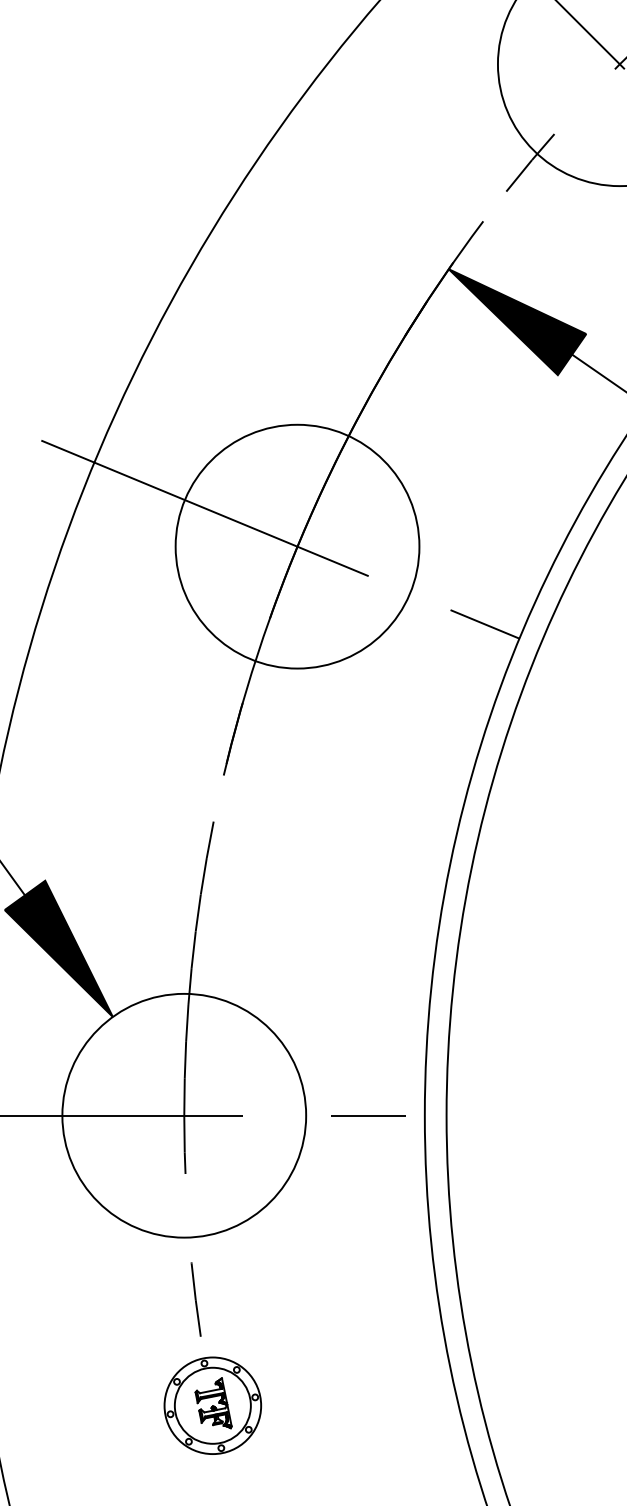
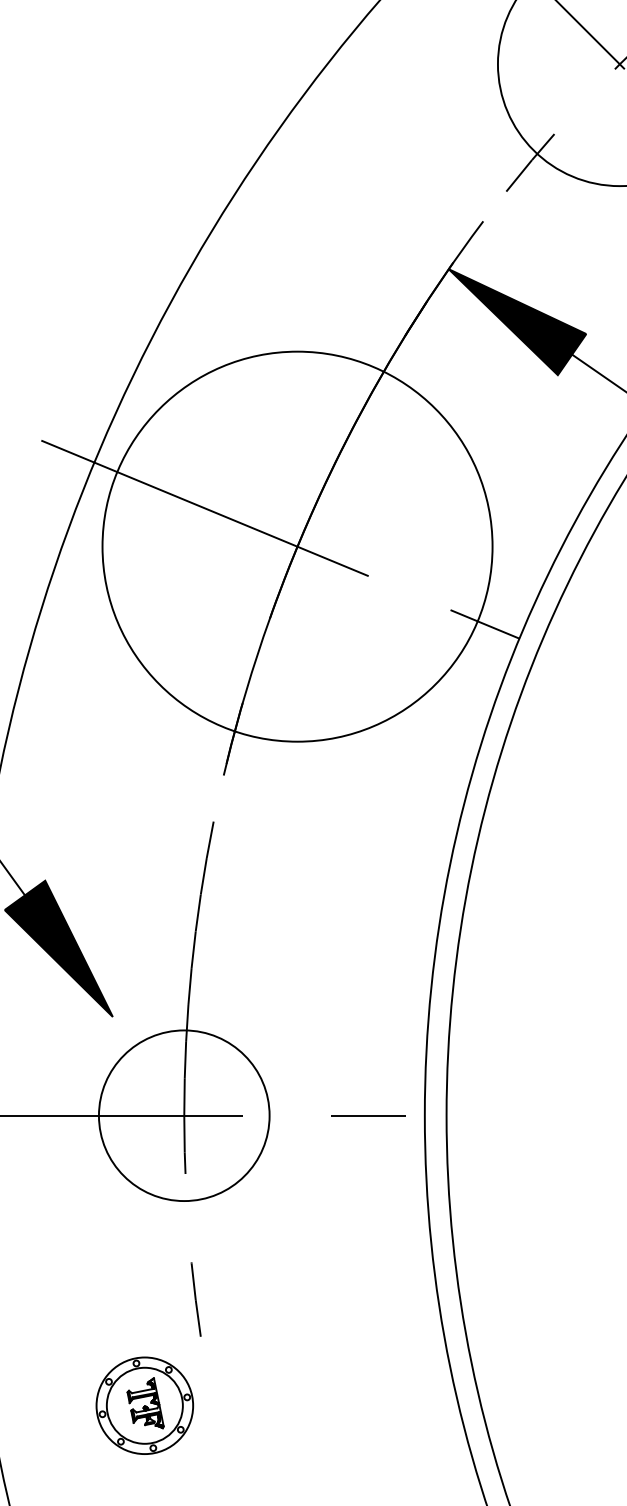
circle diameter: 244 px -> 390 px (297, 546)
circle diameter: 244 px -> 171 px (183, 1115)
part position: (212, 1405) -> (144, 1405) (144, 1405)
